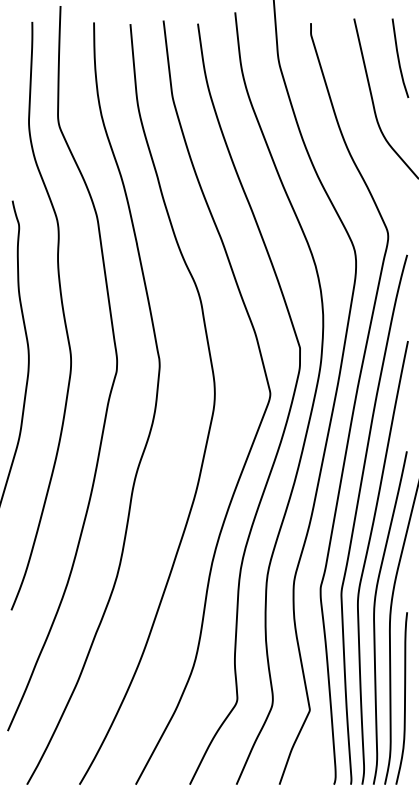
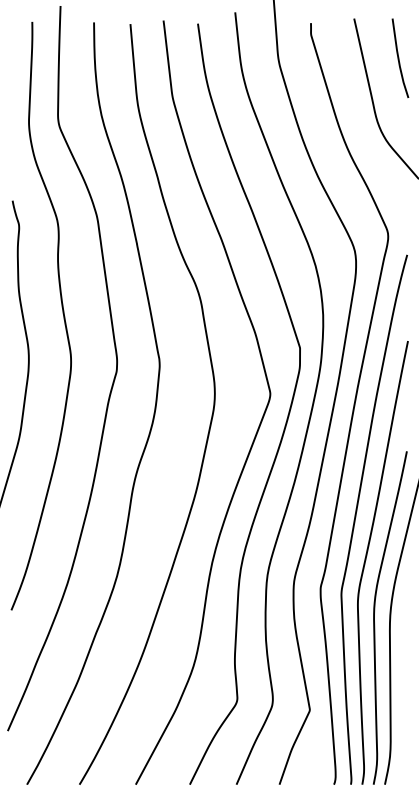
curve: present -> none (404, 698)
